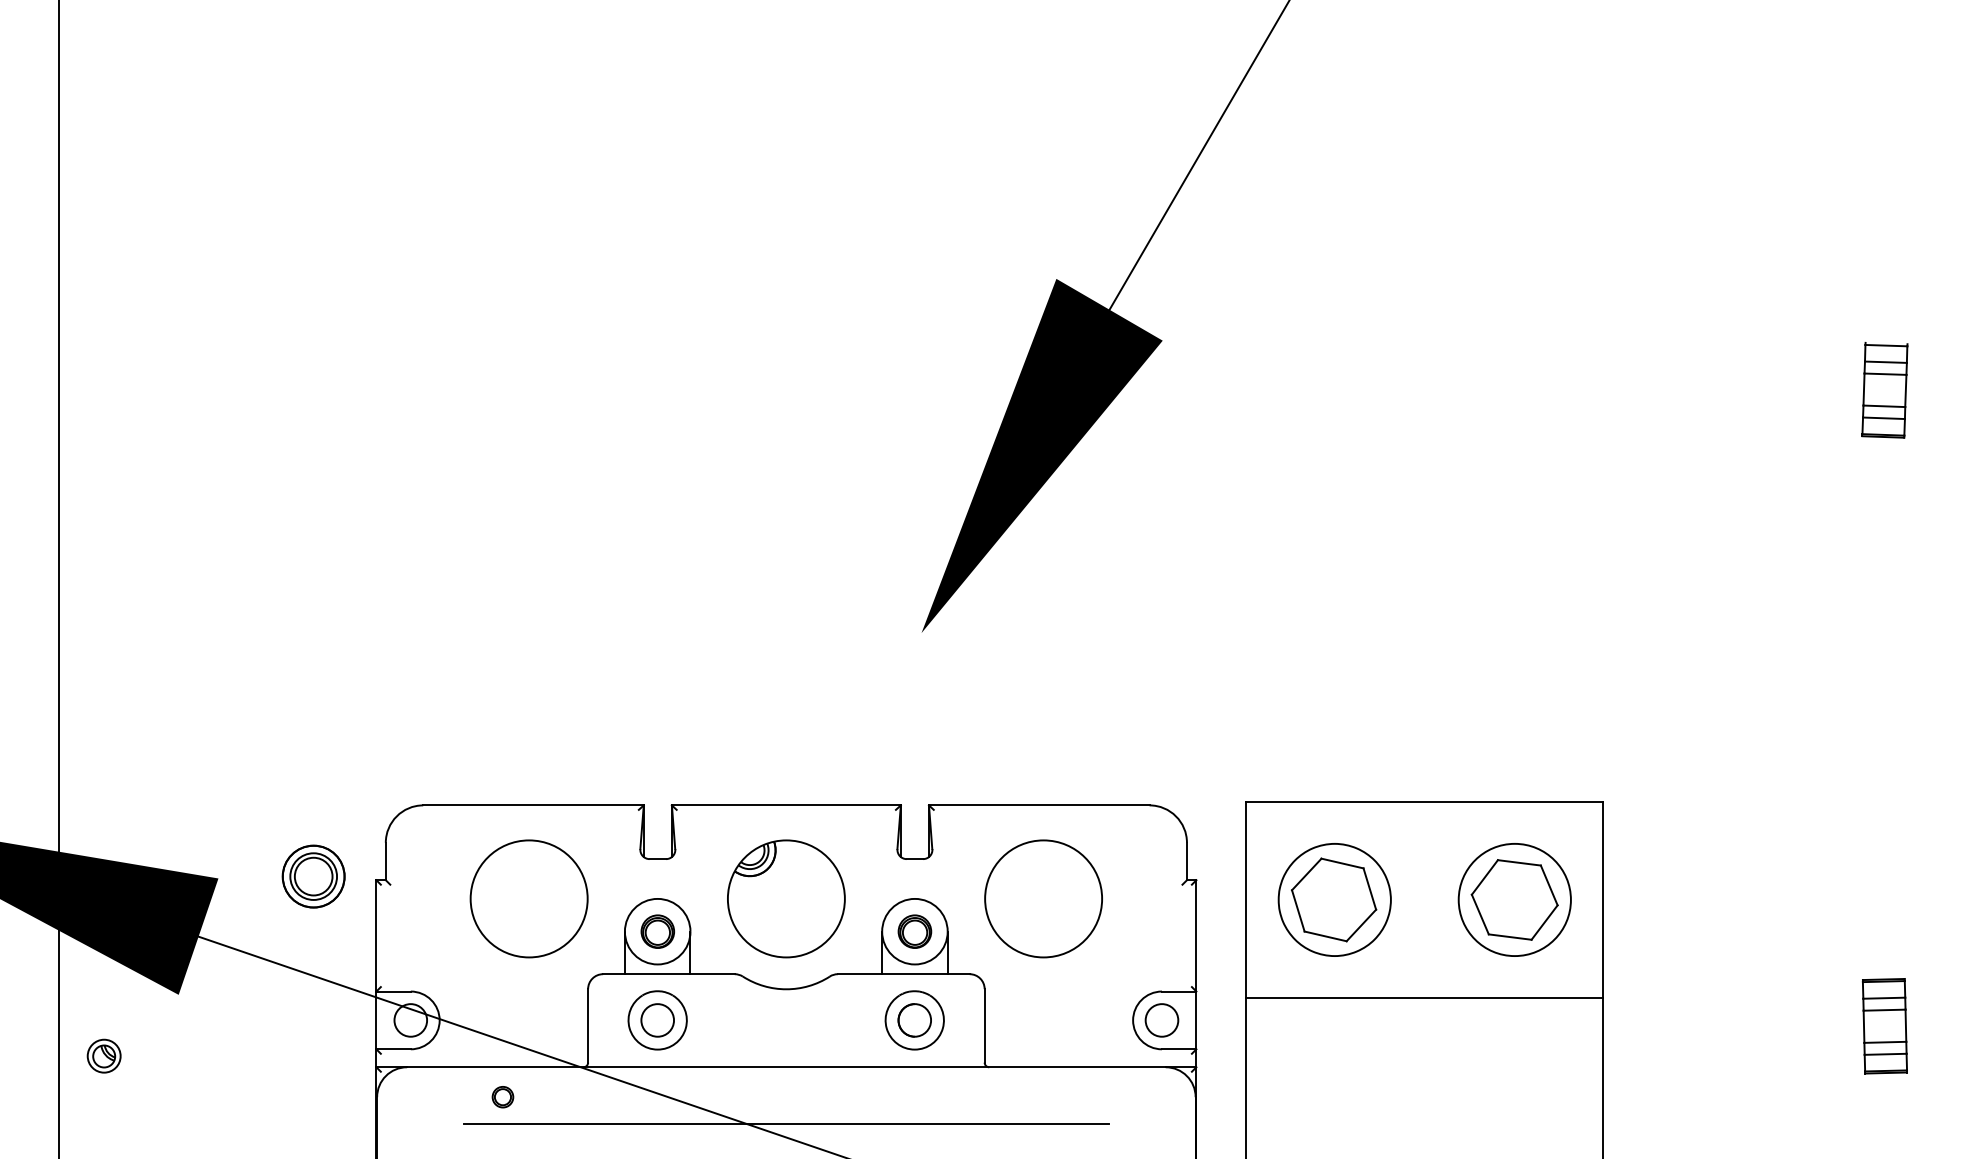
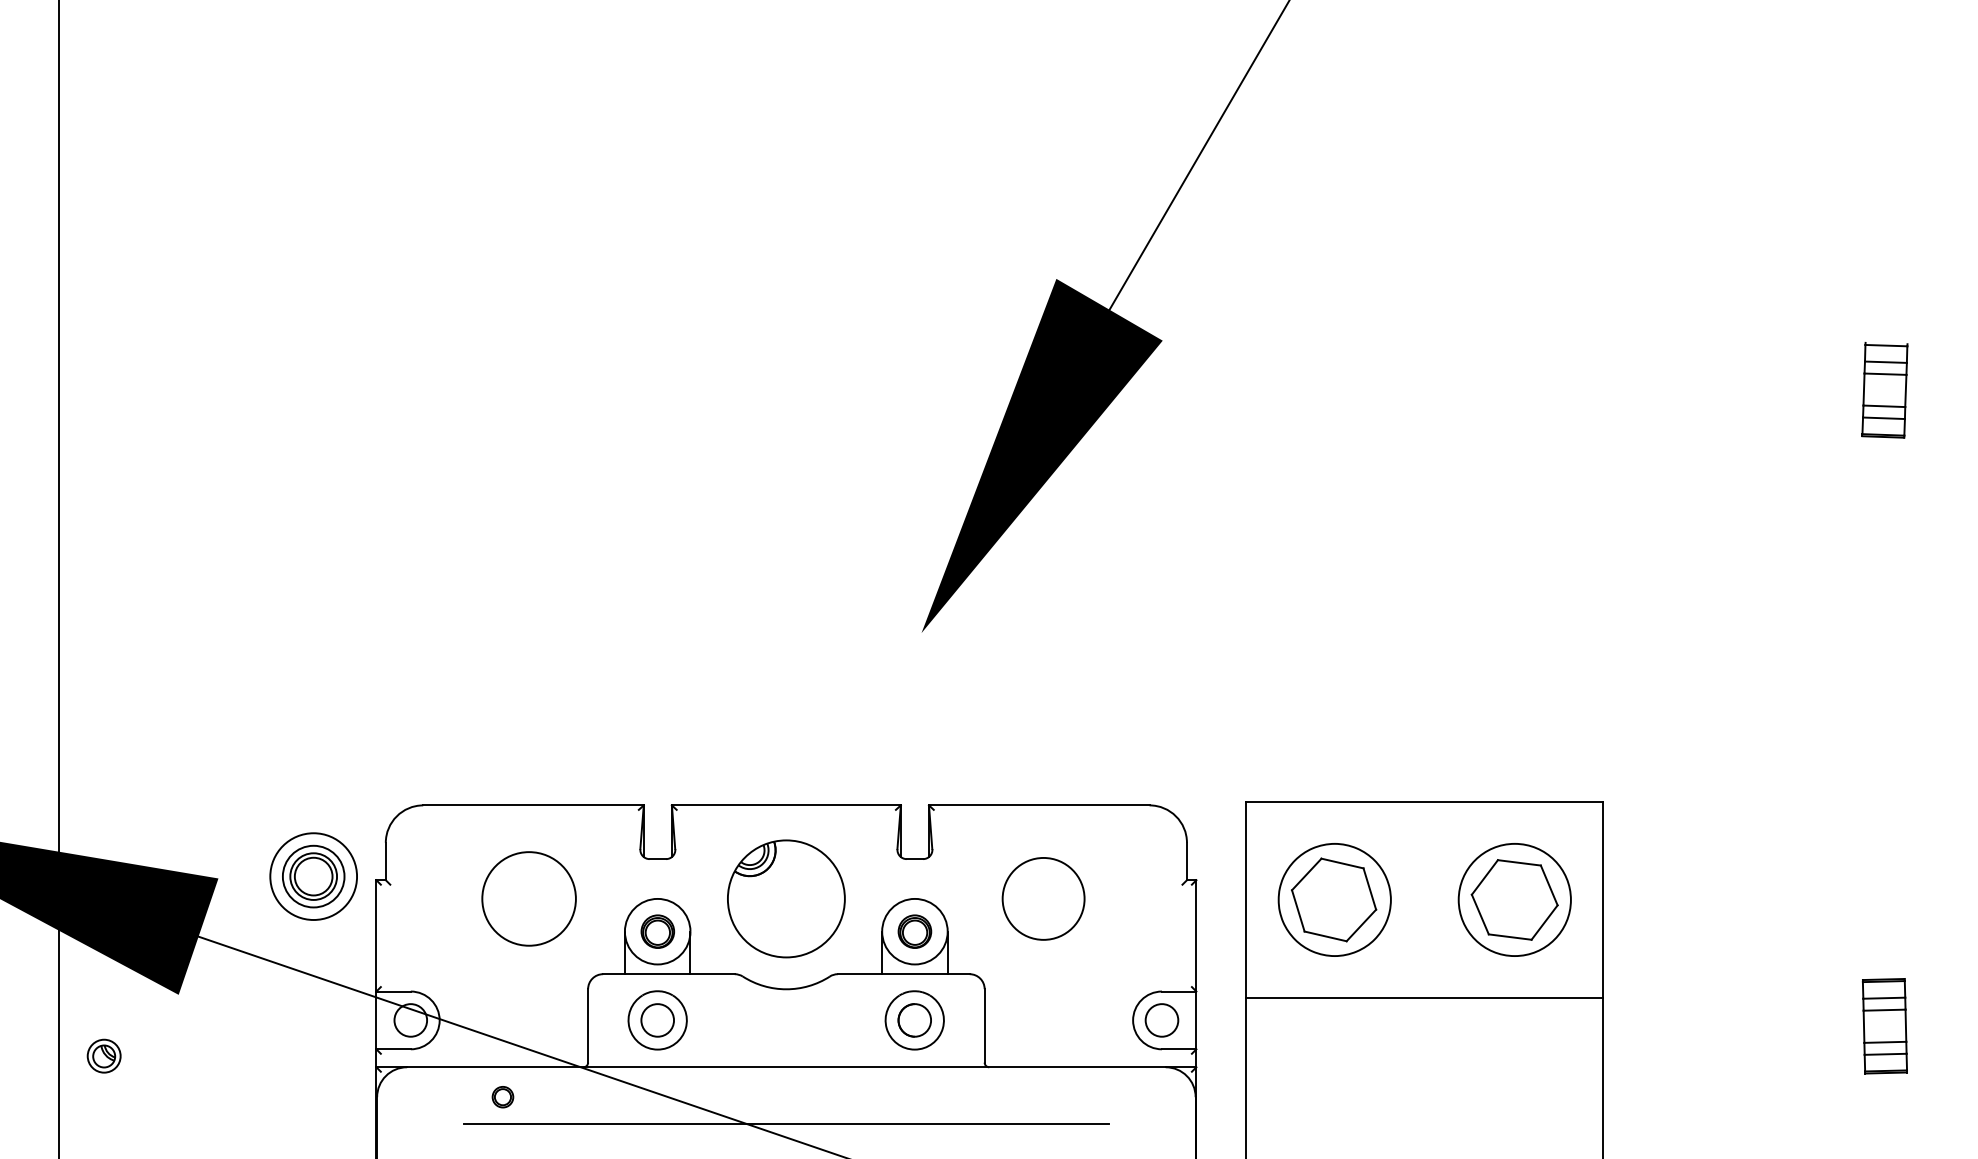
circle diameter: 62 px -> 87 px (313, 876)
circle size: 120x120 px -> 96x96 px (528, 898)
circle diameter: 117 px -> 82 px (1043, 898)
